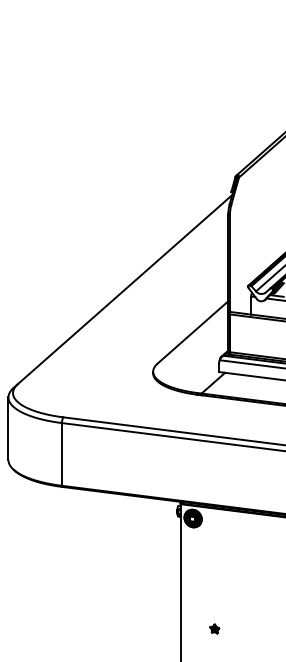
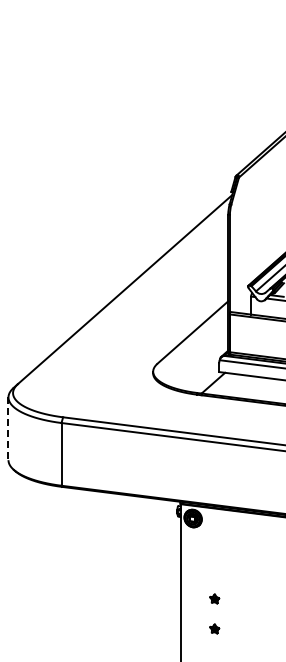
line: solid -> dashed (8, 429)
part: none -> present (214, 598)
